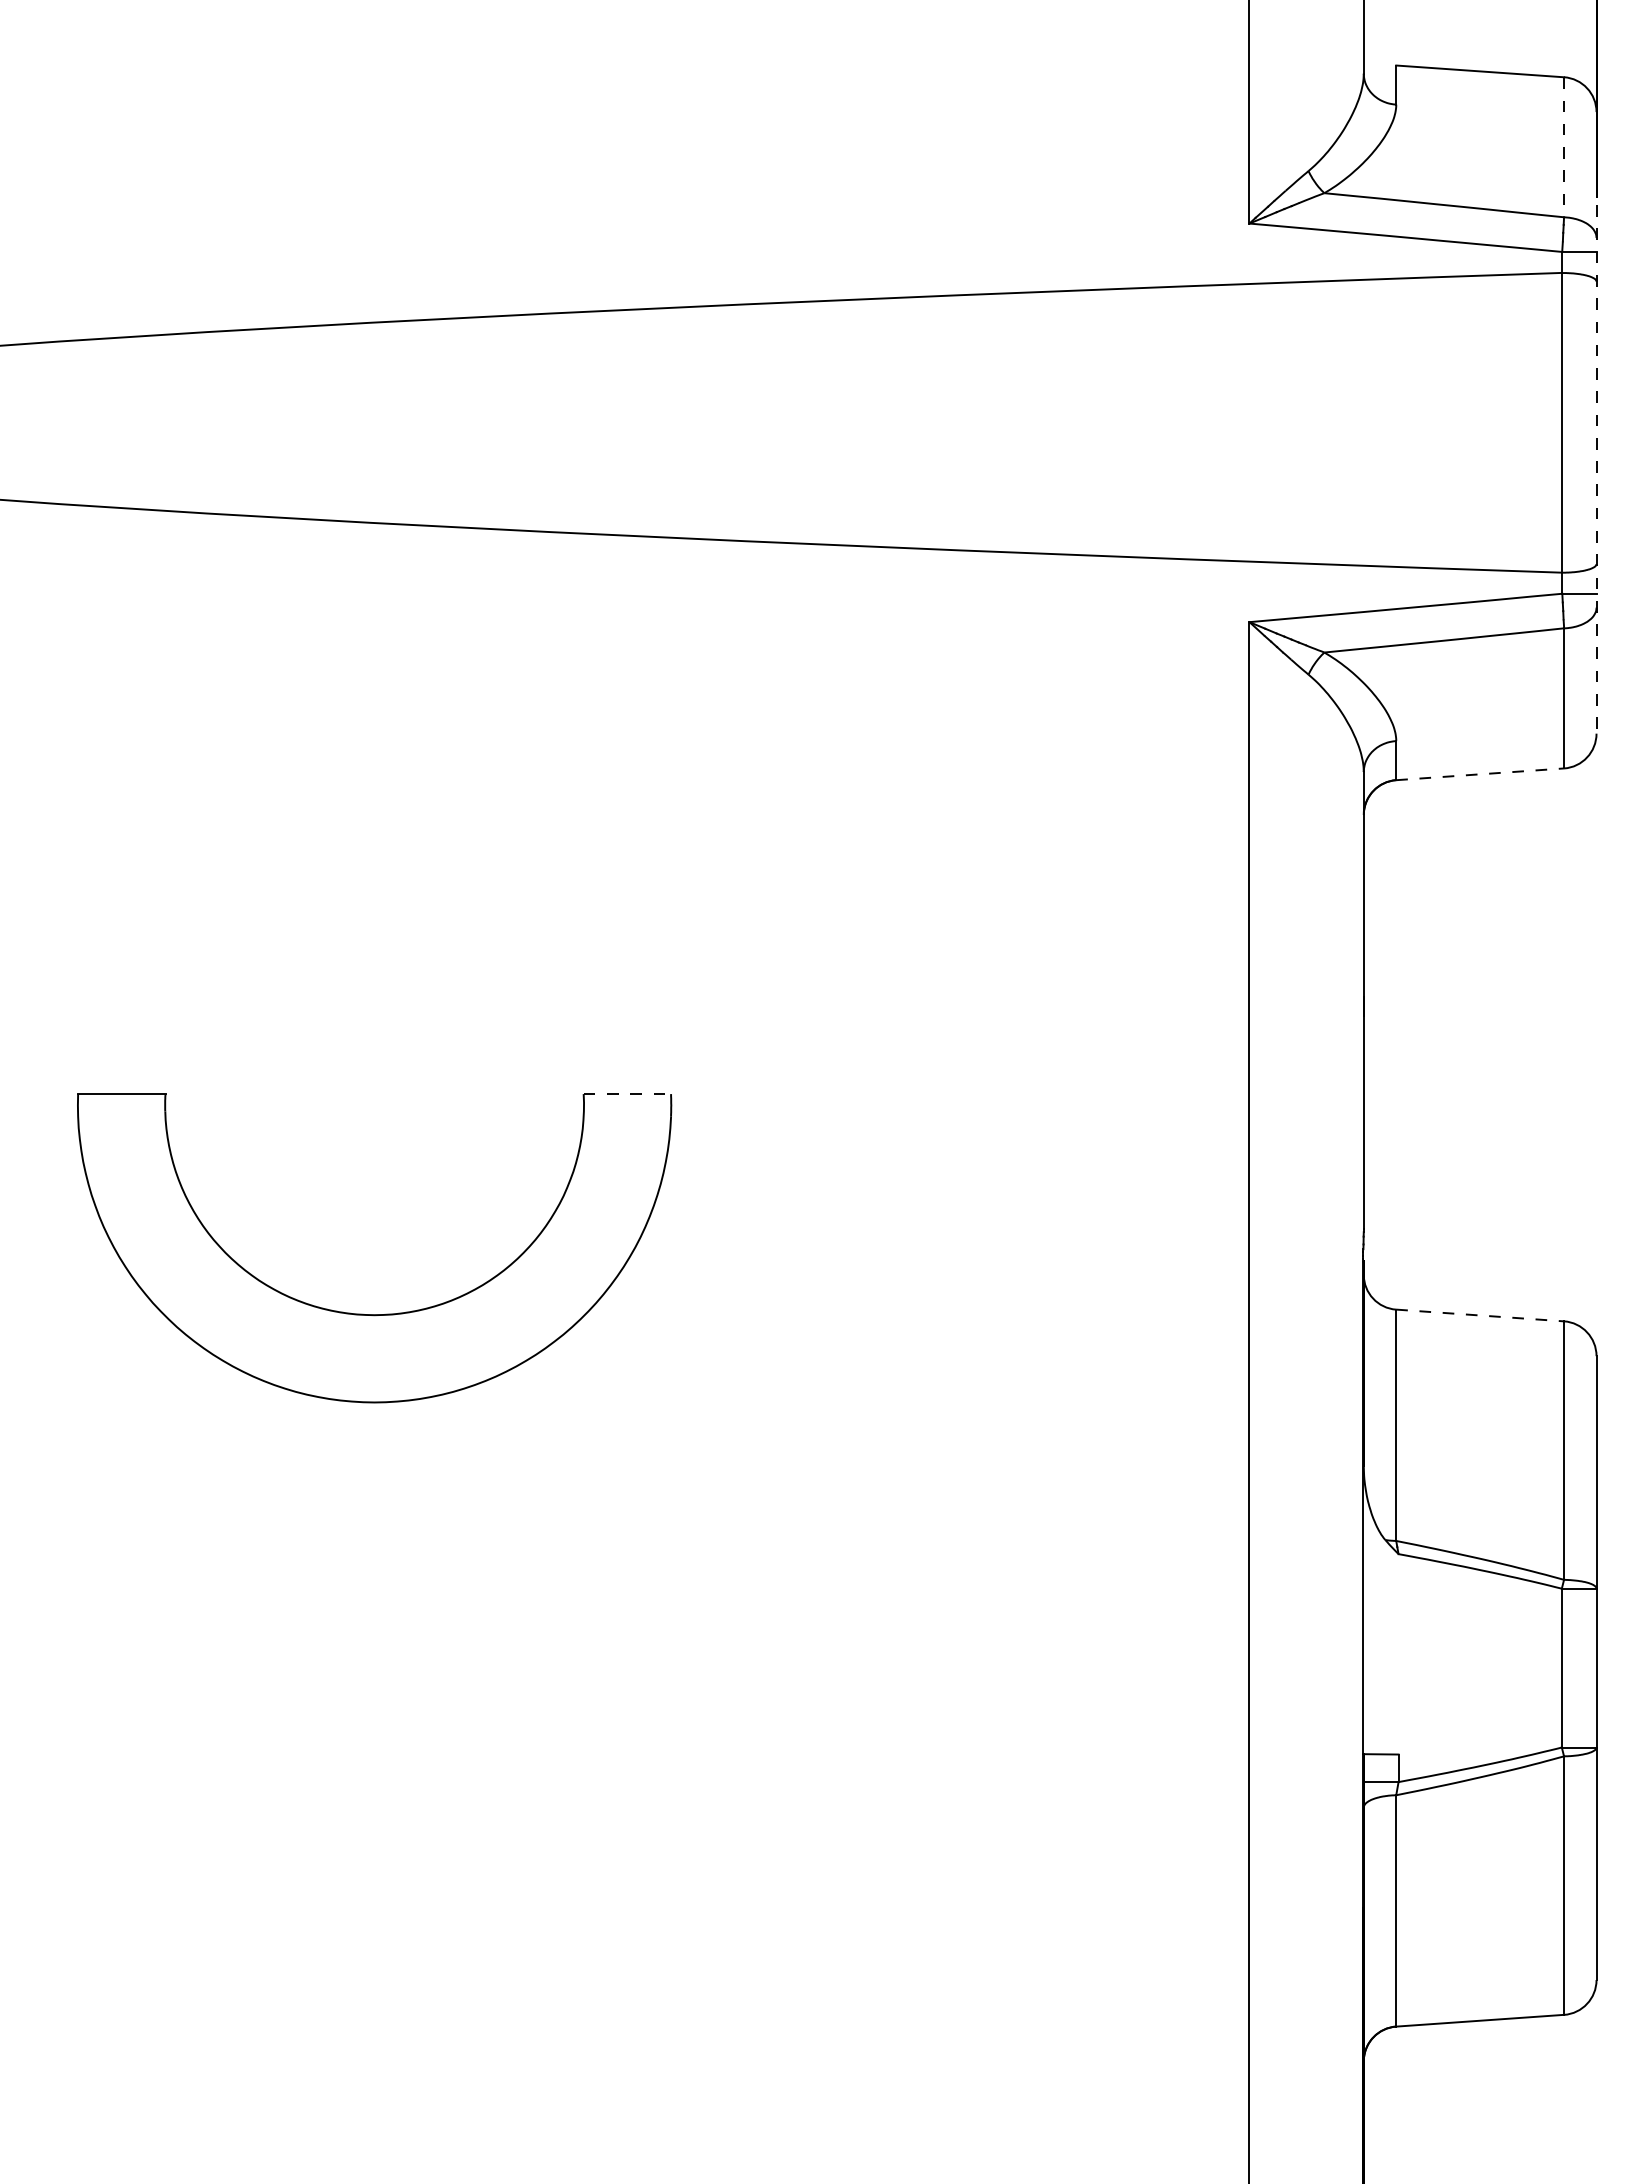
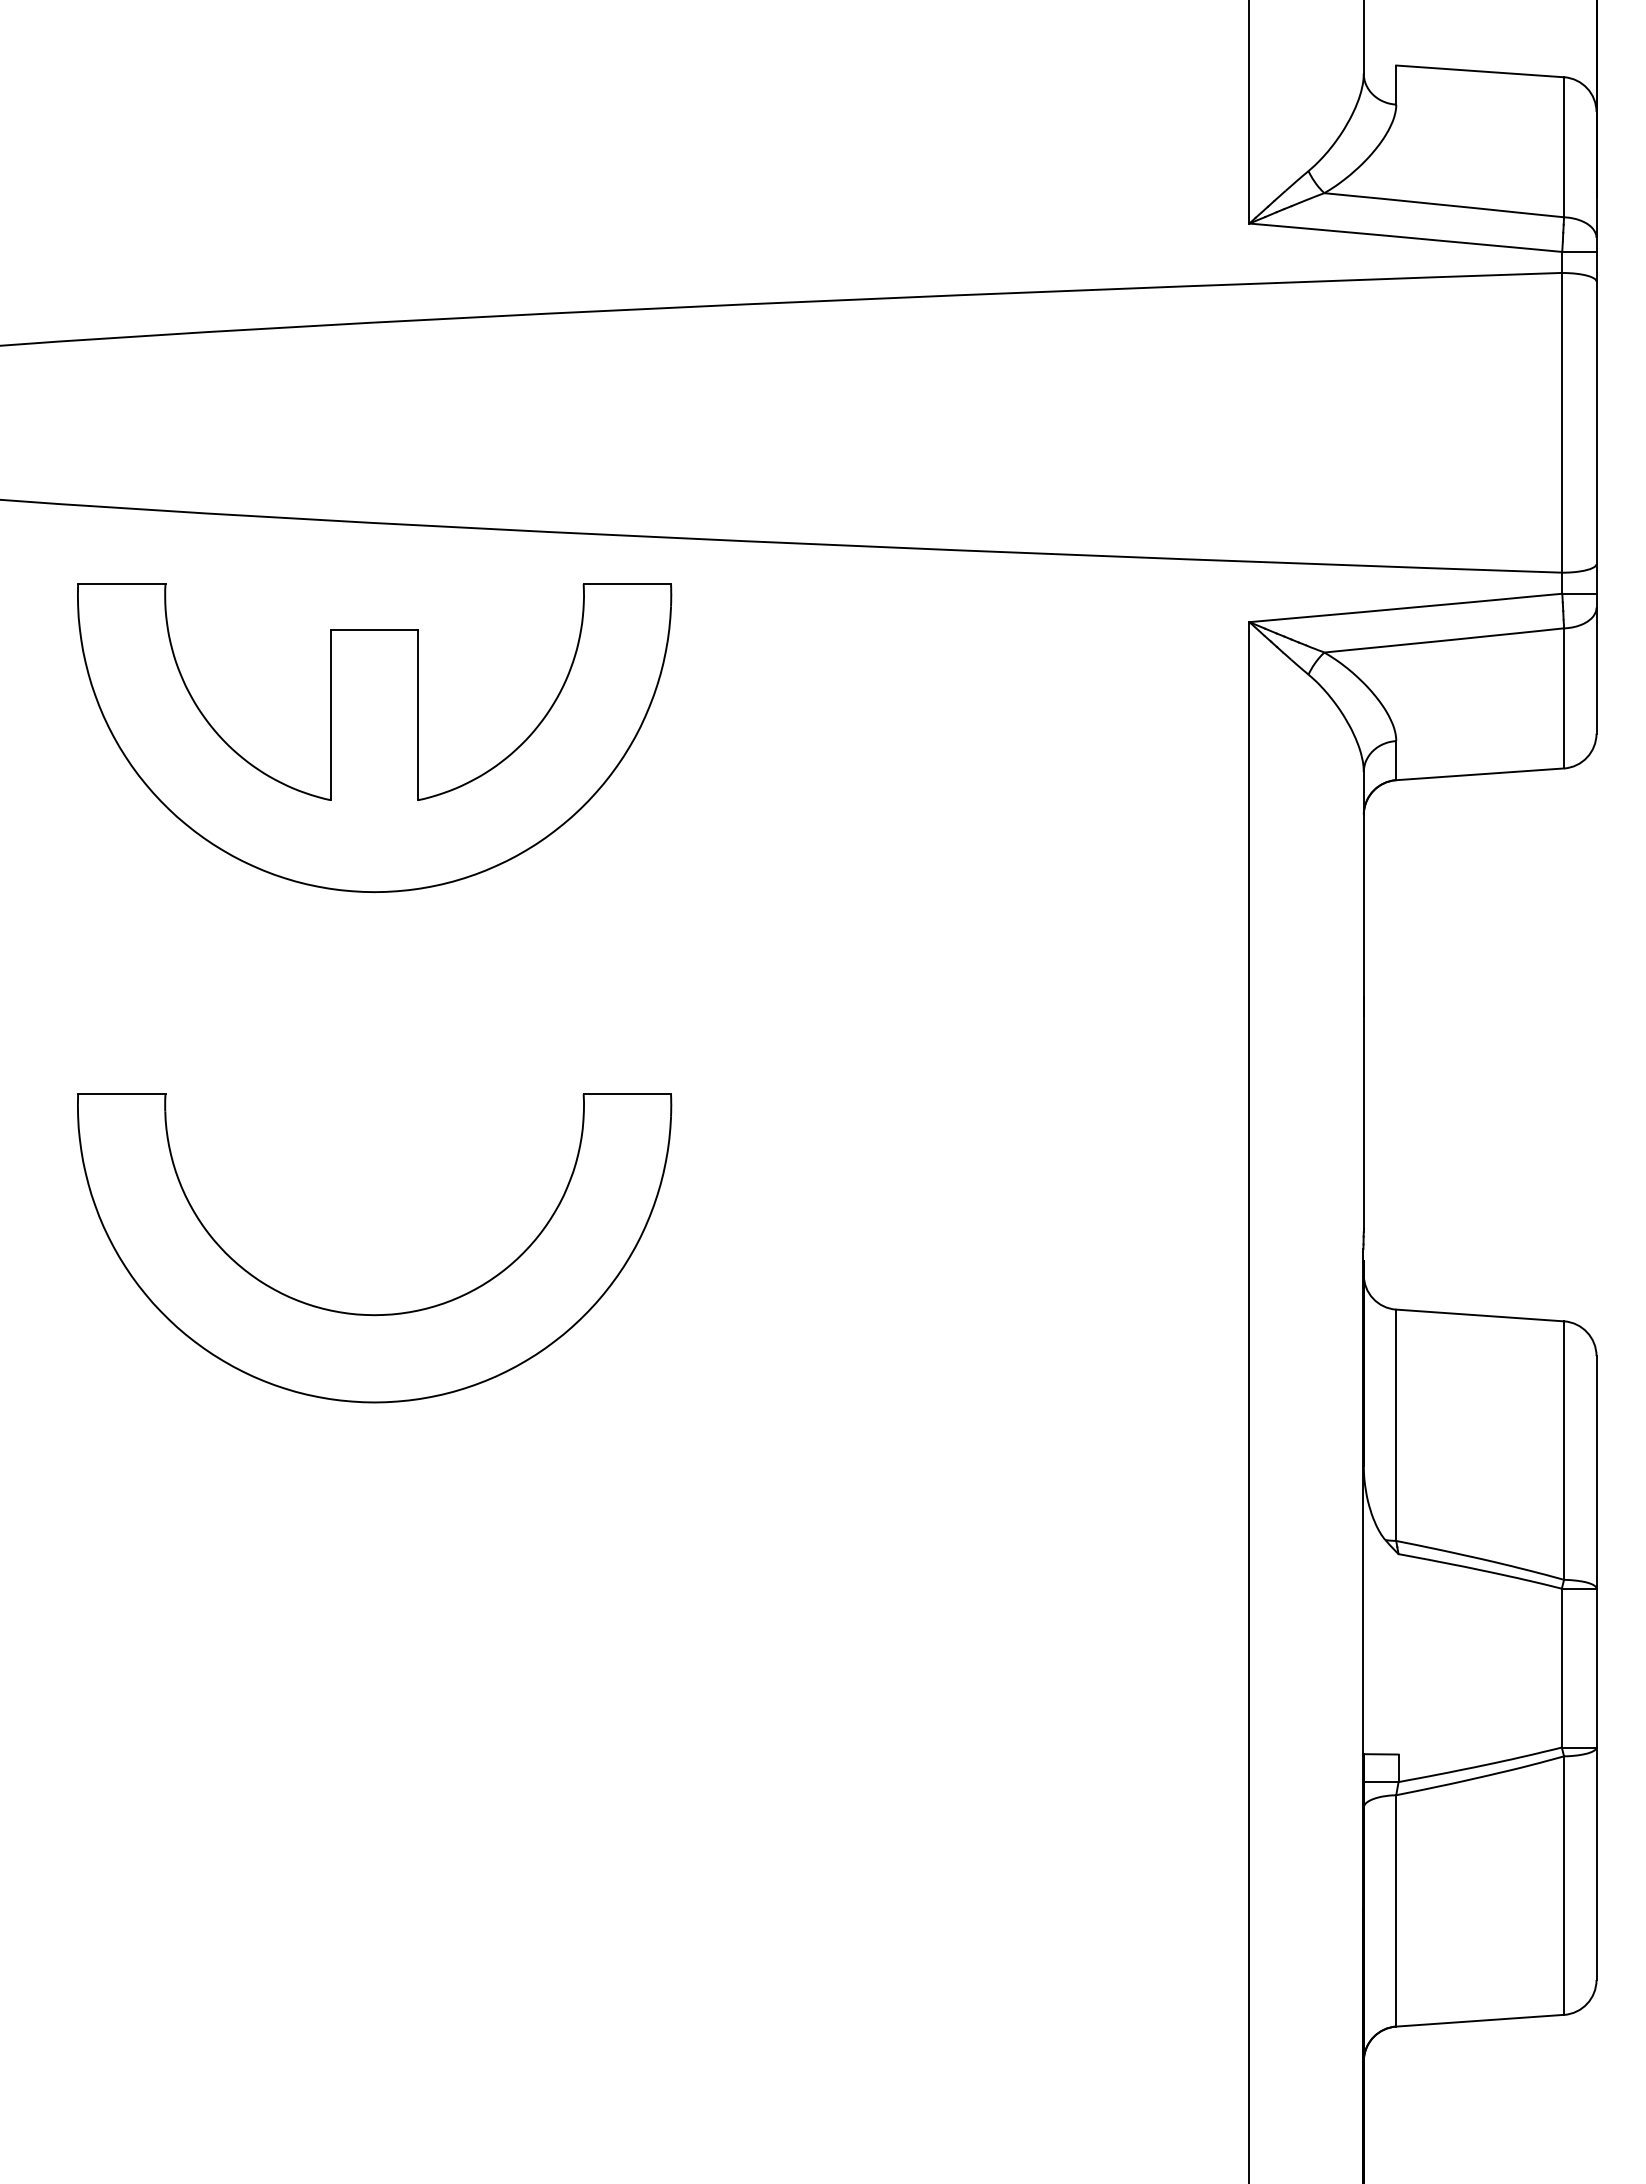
line: dashed -> solid (1564, 147)
line: dashed -> solid (1596, 422)
part: none -> present (374, 737)
line: dashed -> solid (1480, 774)
line: dashed -> solid (627, 1094)
line: dashed -> solid (1480, 1315)
